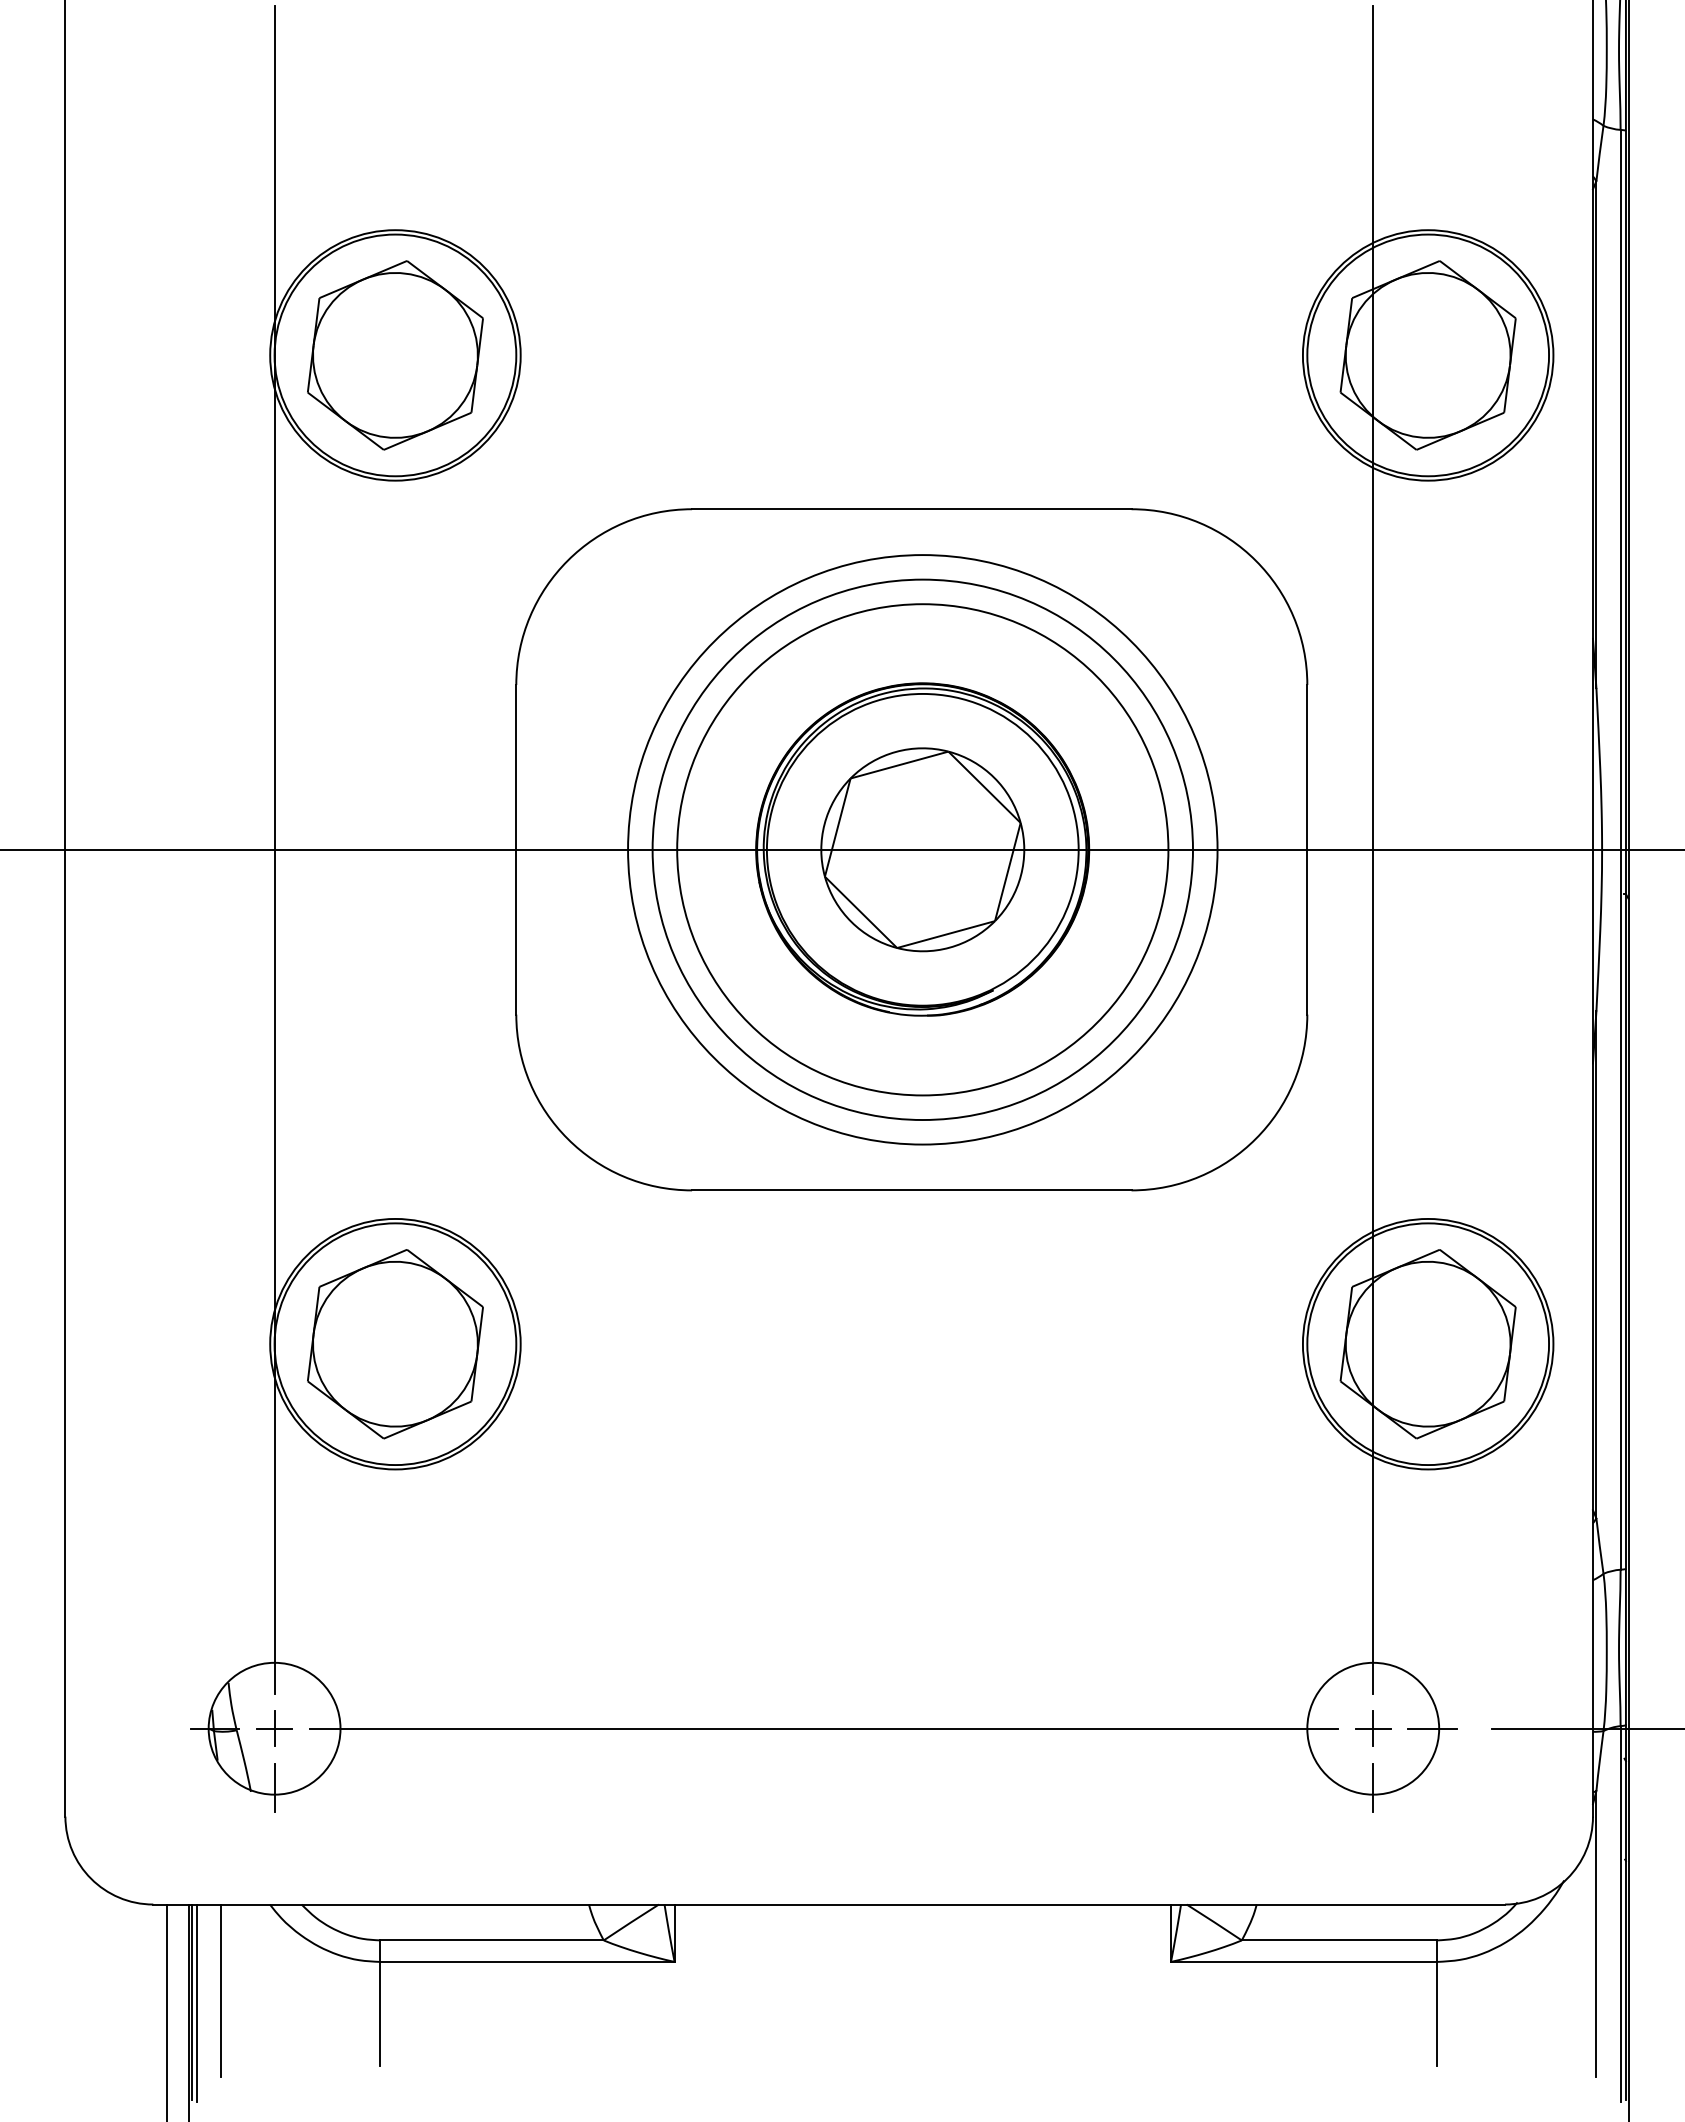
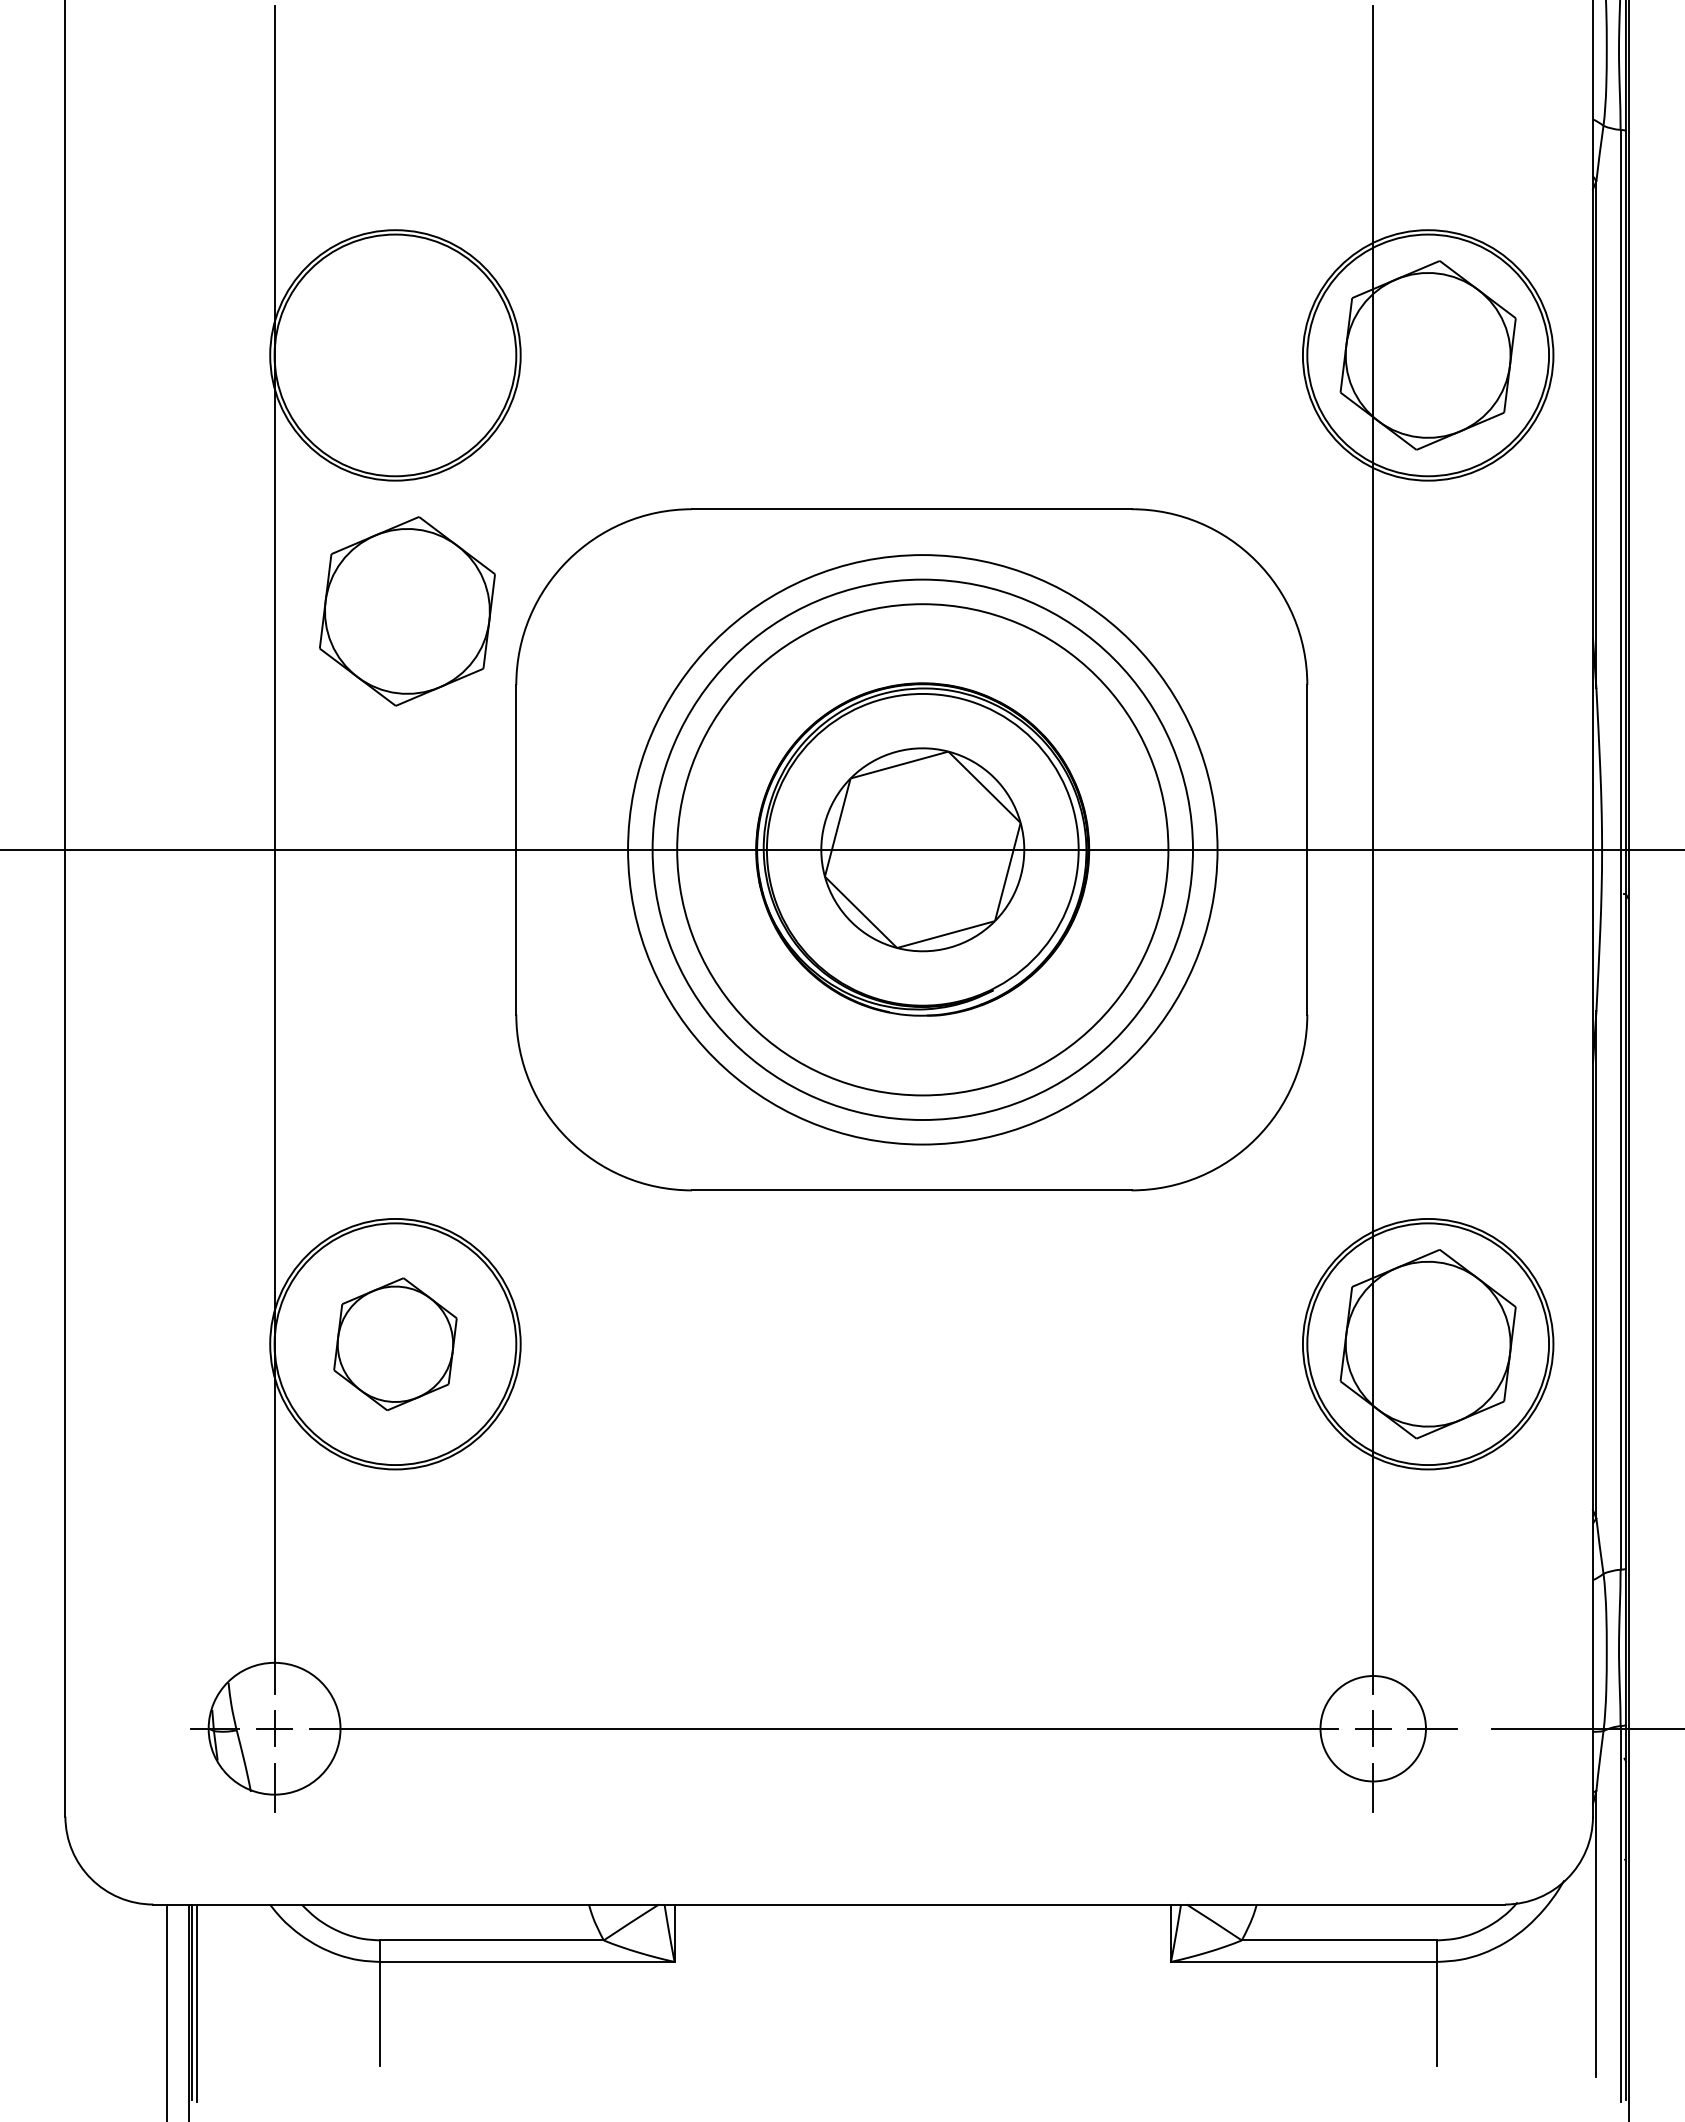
part position: (395, 355) -> (407, 611) (407, 611)
part size: 177x191 px -> 125x134 px (395, 1343)
circle diameter: 132 px -> 105 px (1372, 1728)
line: present -> none (221, 1990)
